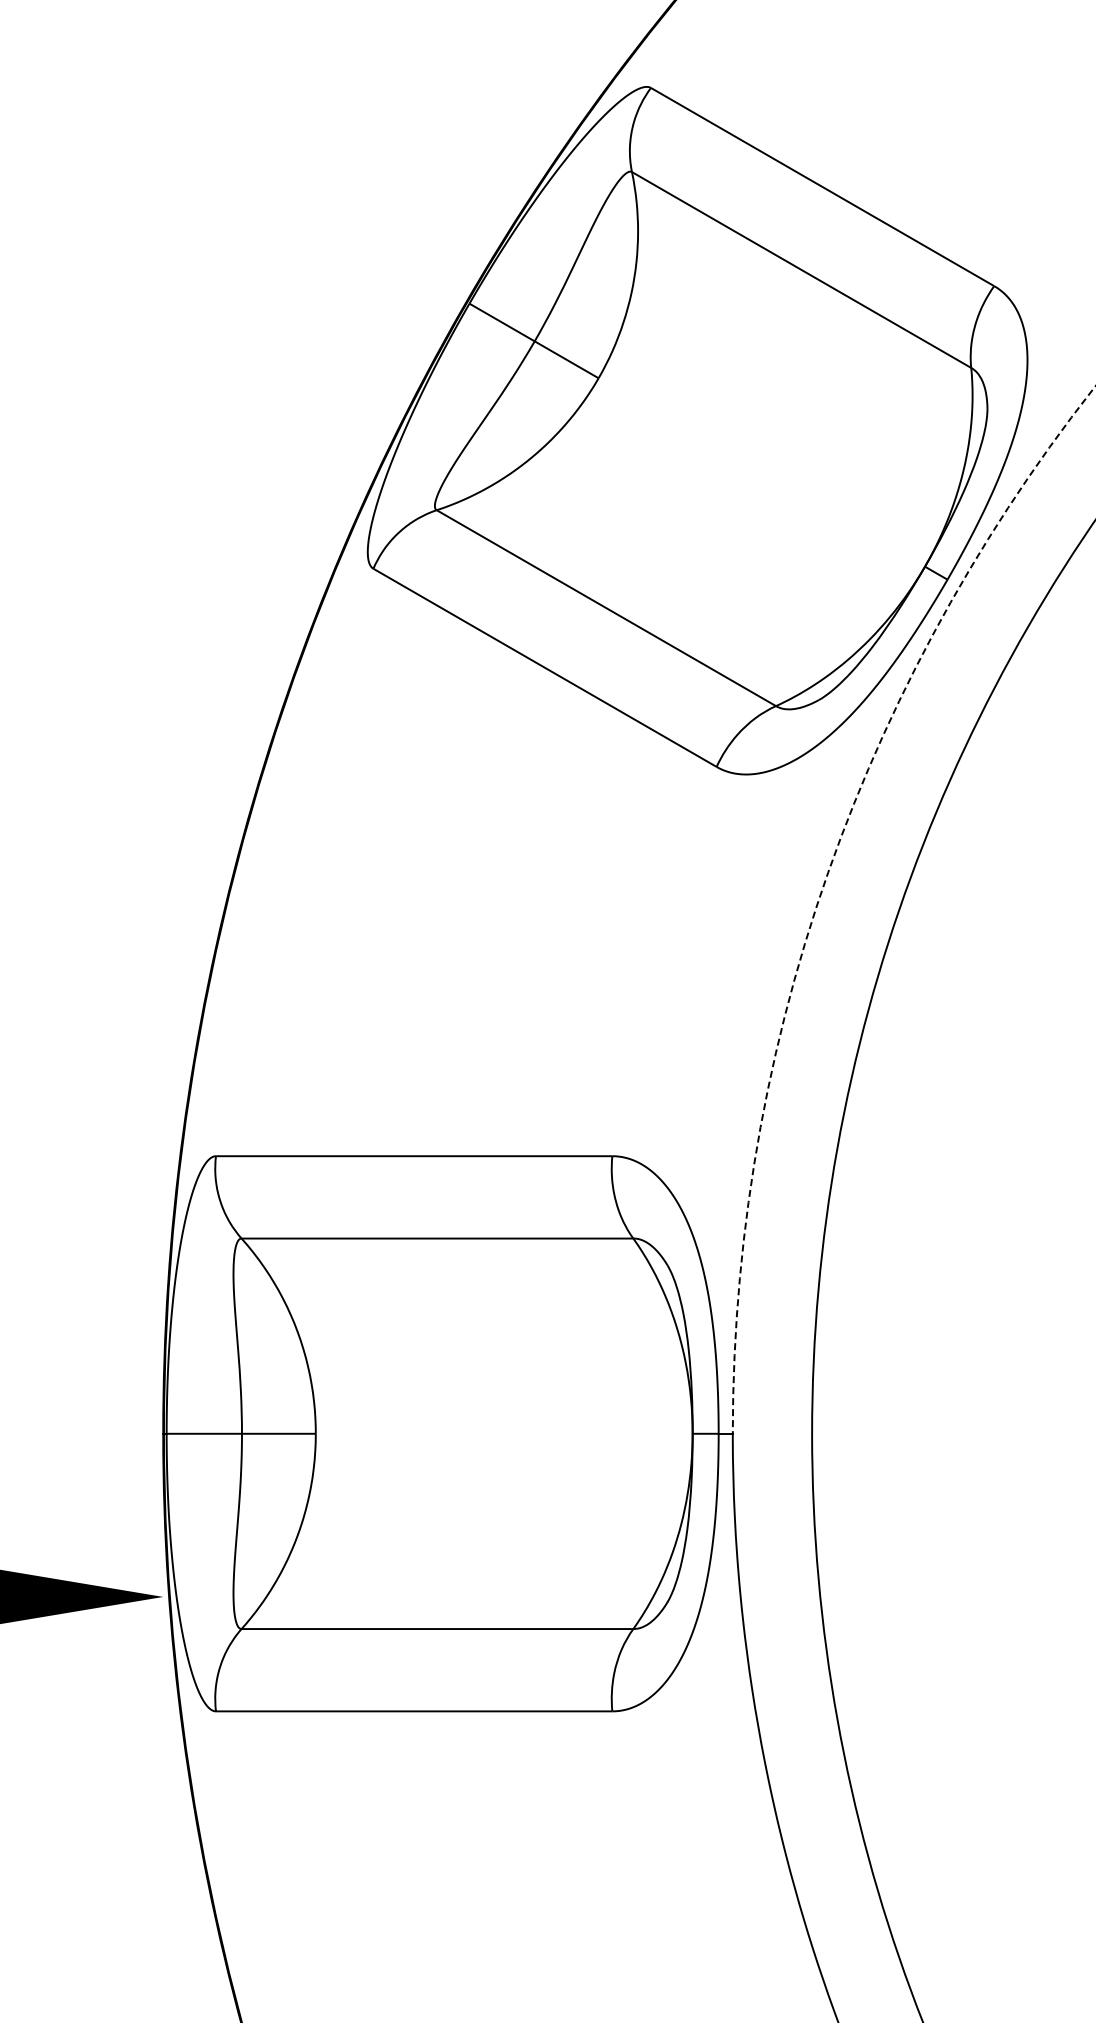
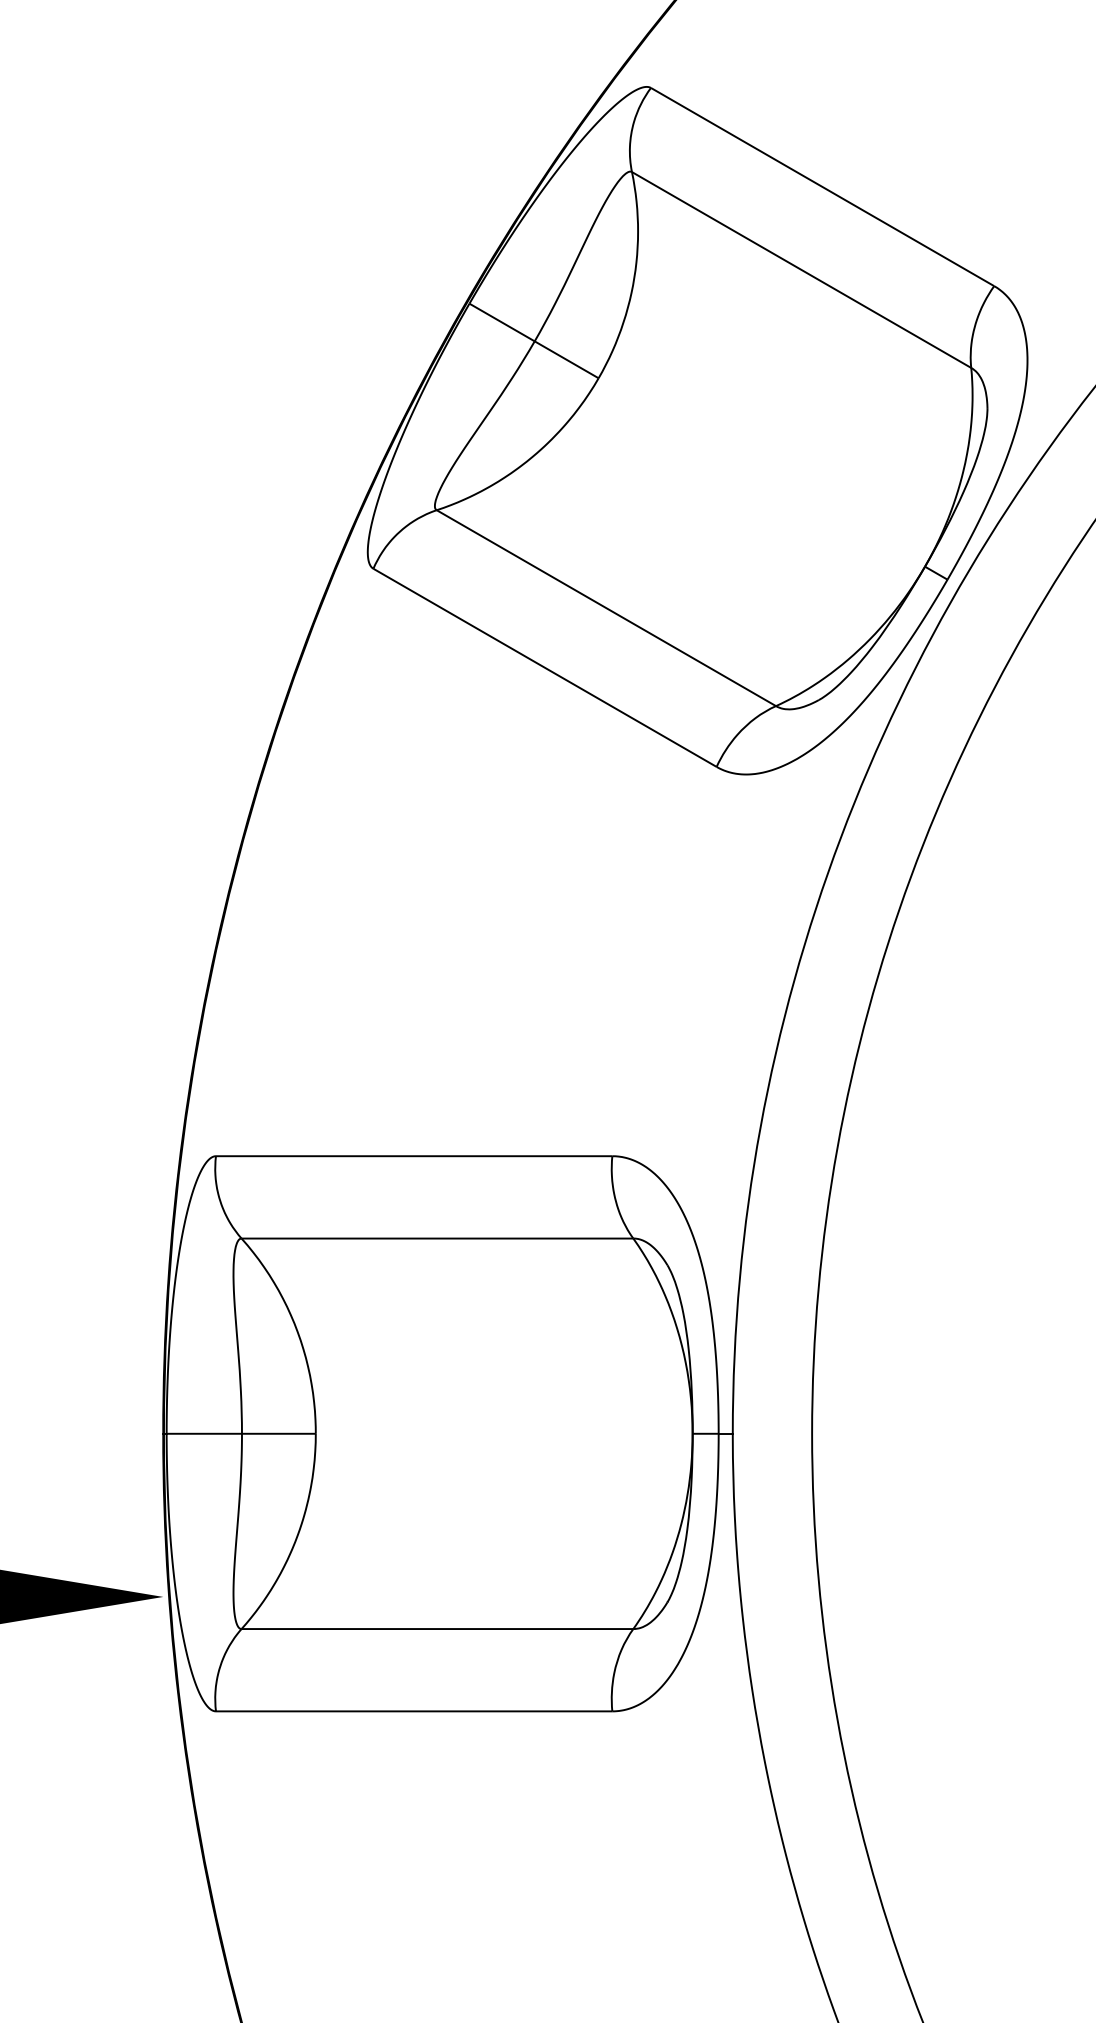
arc: dashed -> solid (825, 879)
